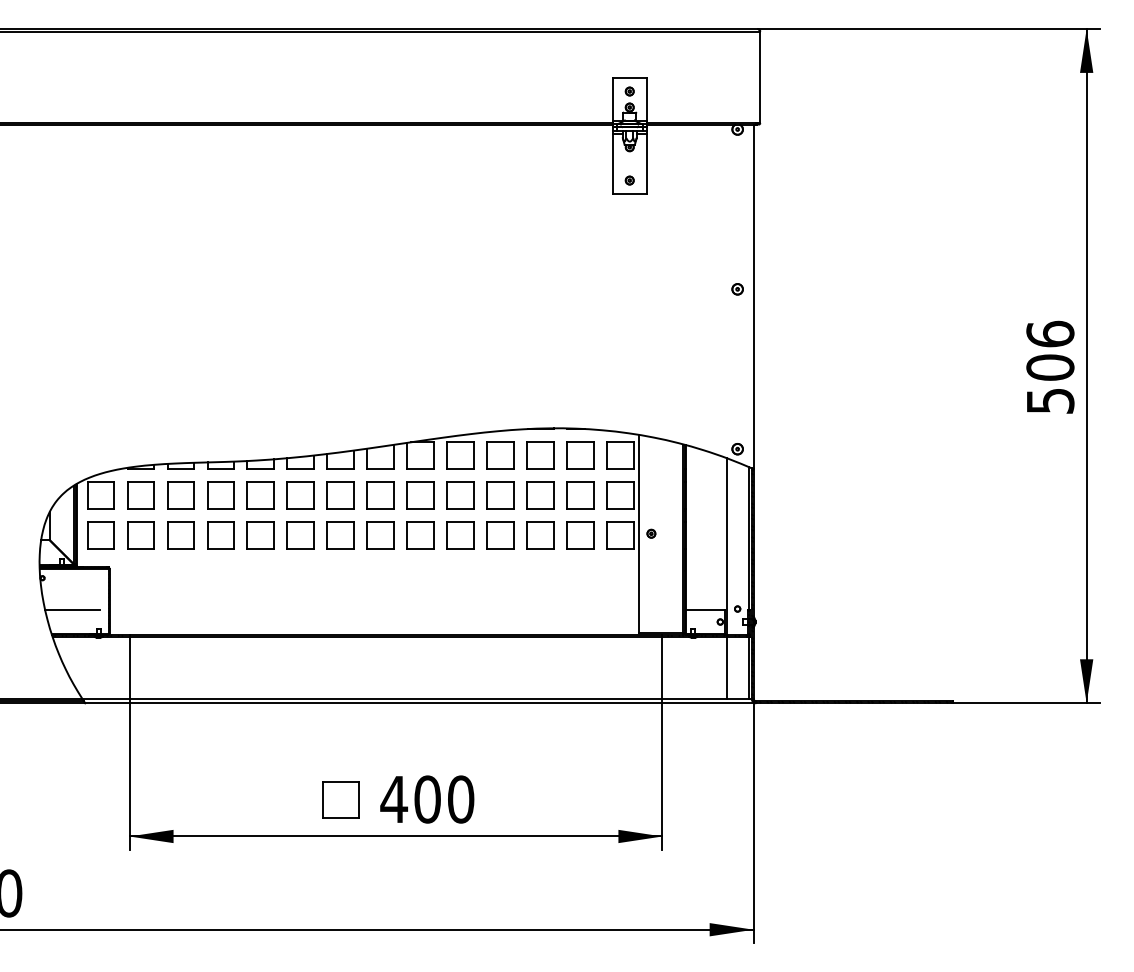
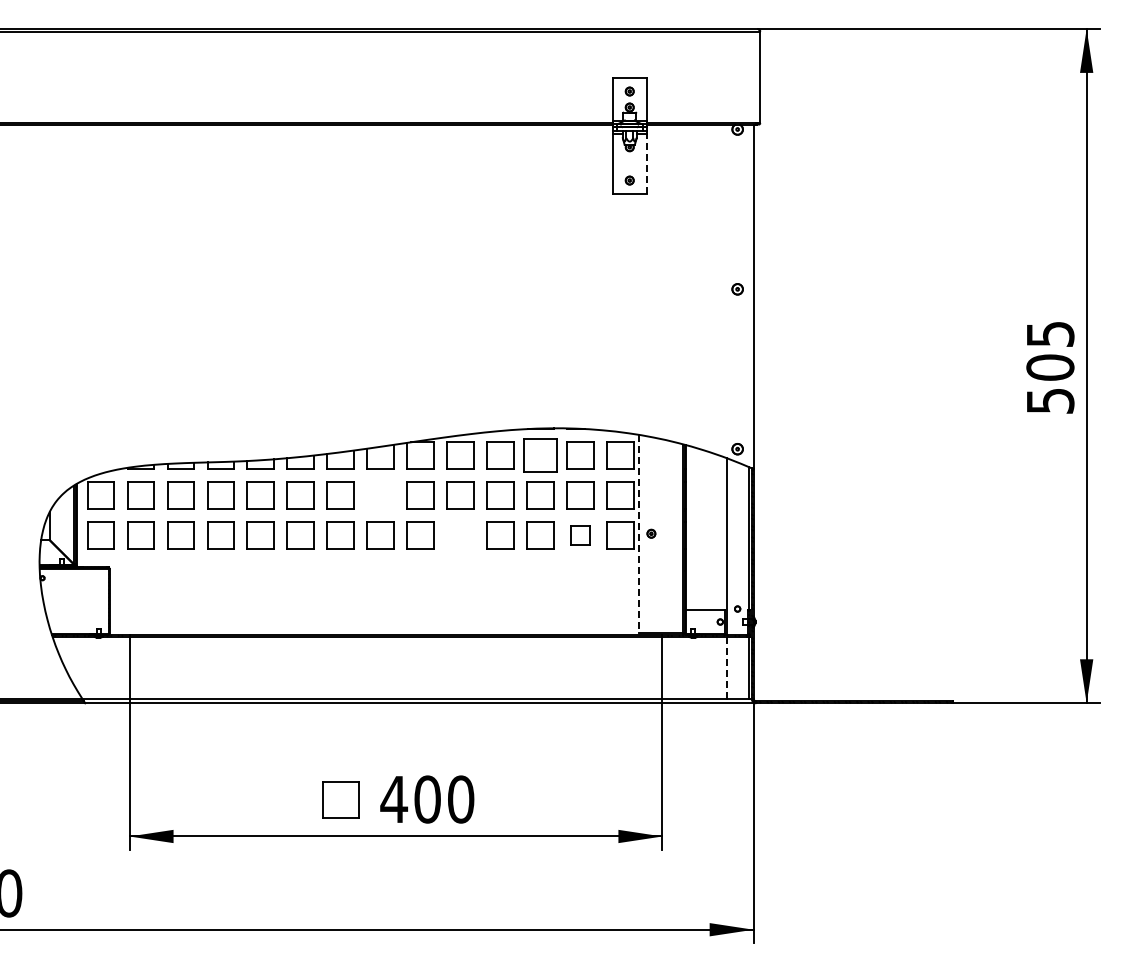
line: solid -> dashed (646, 163)
text: 506 -> 505 (1050, 333)
part size: 29x29 px -> 35x35 px (540, 455)
part: present -> none (380, 495)
line: solid -> dashed (639, 534)
part: present -> none (460, 535)
part size: 29x29 px -> 21x21 px (580, 535)
line: present -> none (72, 610)
line: solid -> dashed (727, 667)
